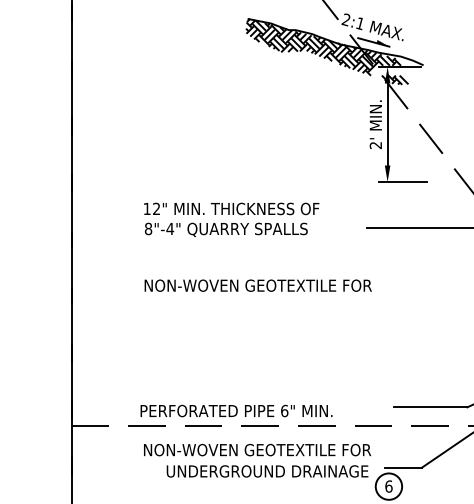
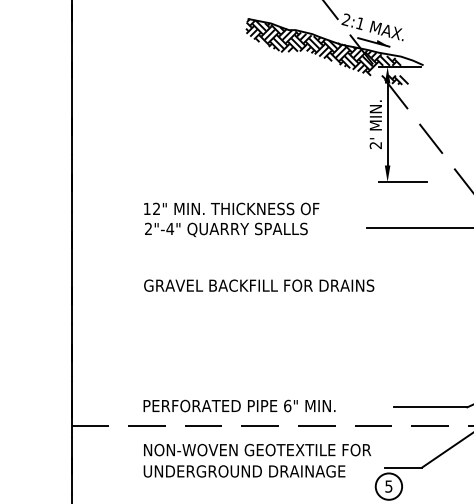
text: 8"-4" -> 2"-4" (148, 228)
text: NON-WOVEN GEOTEXTILE FOR -> GRAVEL BACKFILL FOR DRAINS (259, 285)
text position: (236, 410) -> (239, 405) (239, 405)
text position: (267, 471) -> (244, 471) (244, 471)
text: 6 -> 5 (388, 486)
